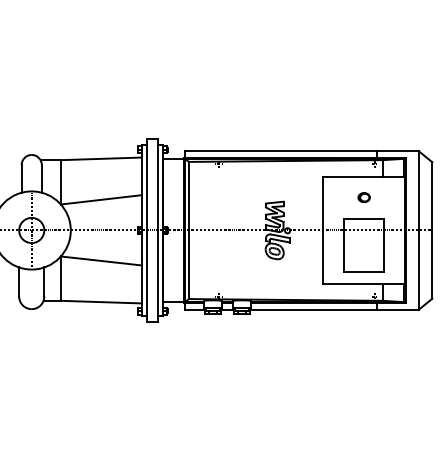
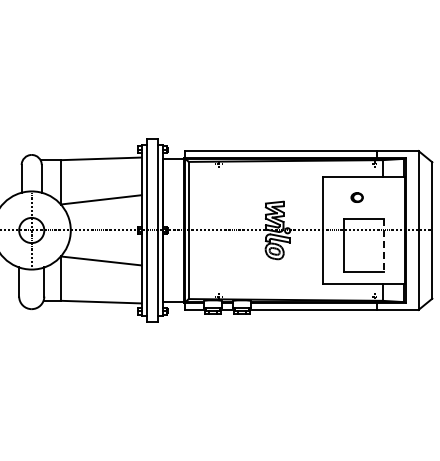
part position: (363, 197) -> (356, 197) (356, 197)
line: solid -> dashed (383, 245)
